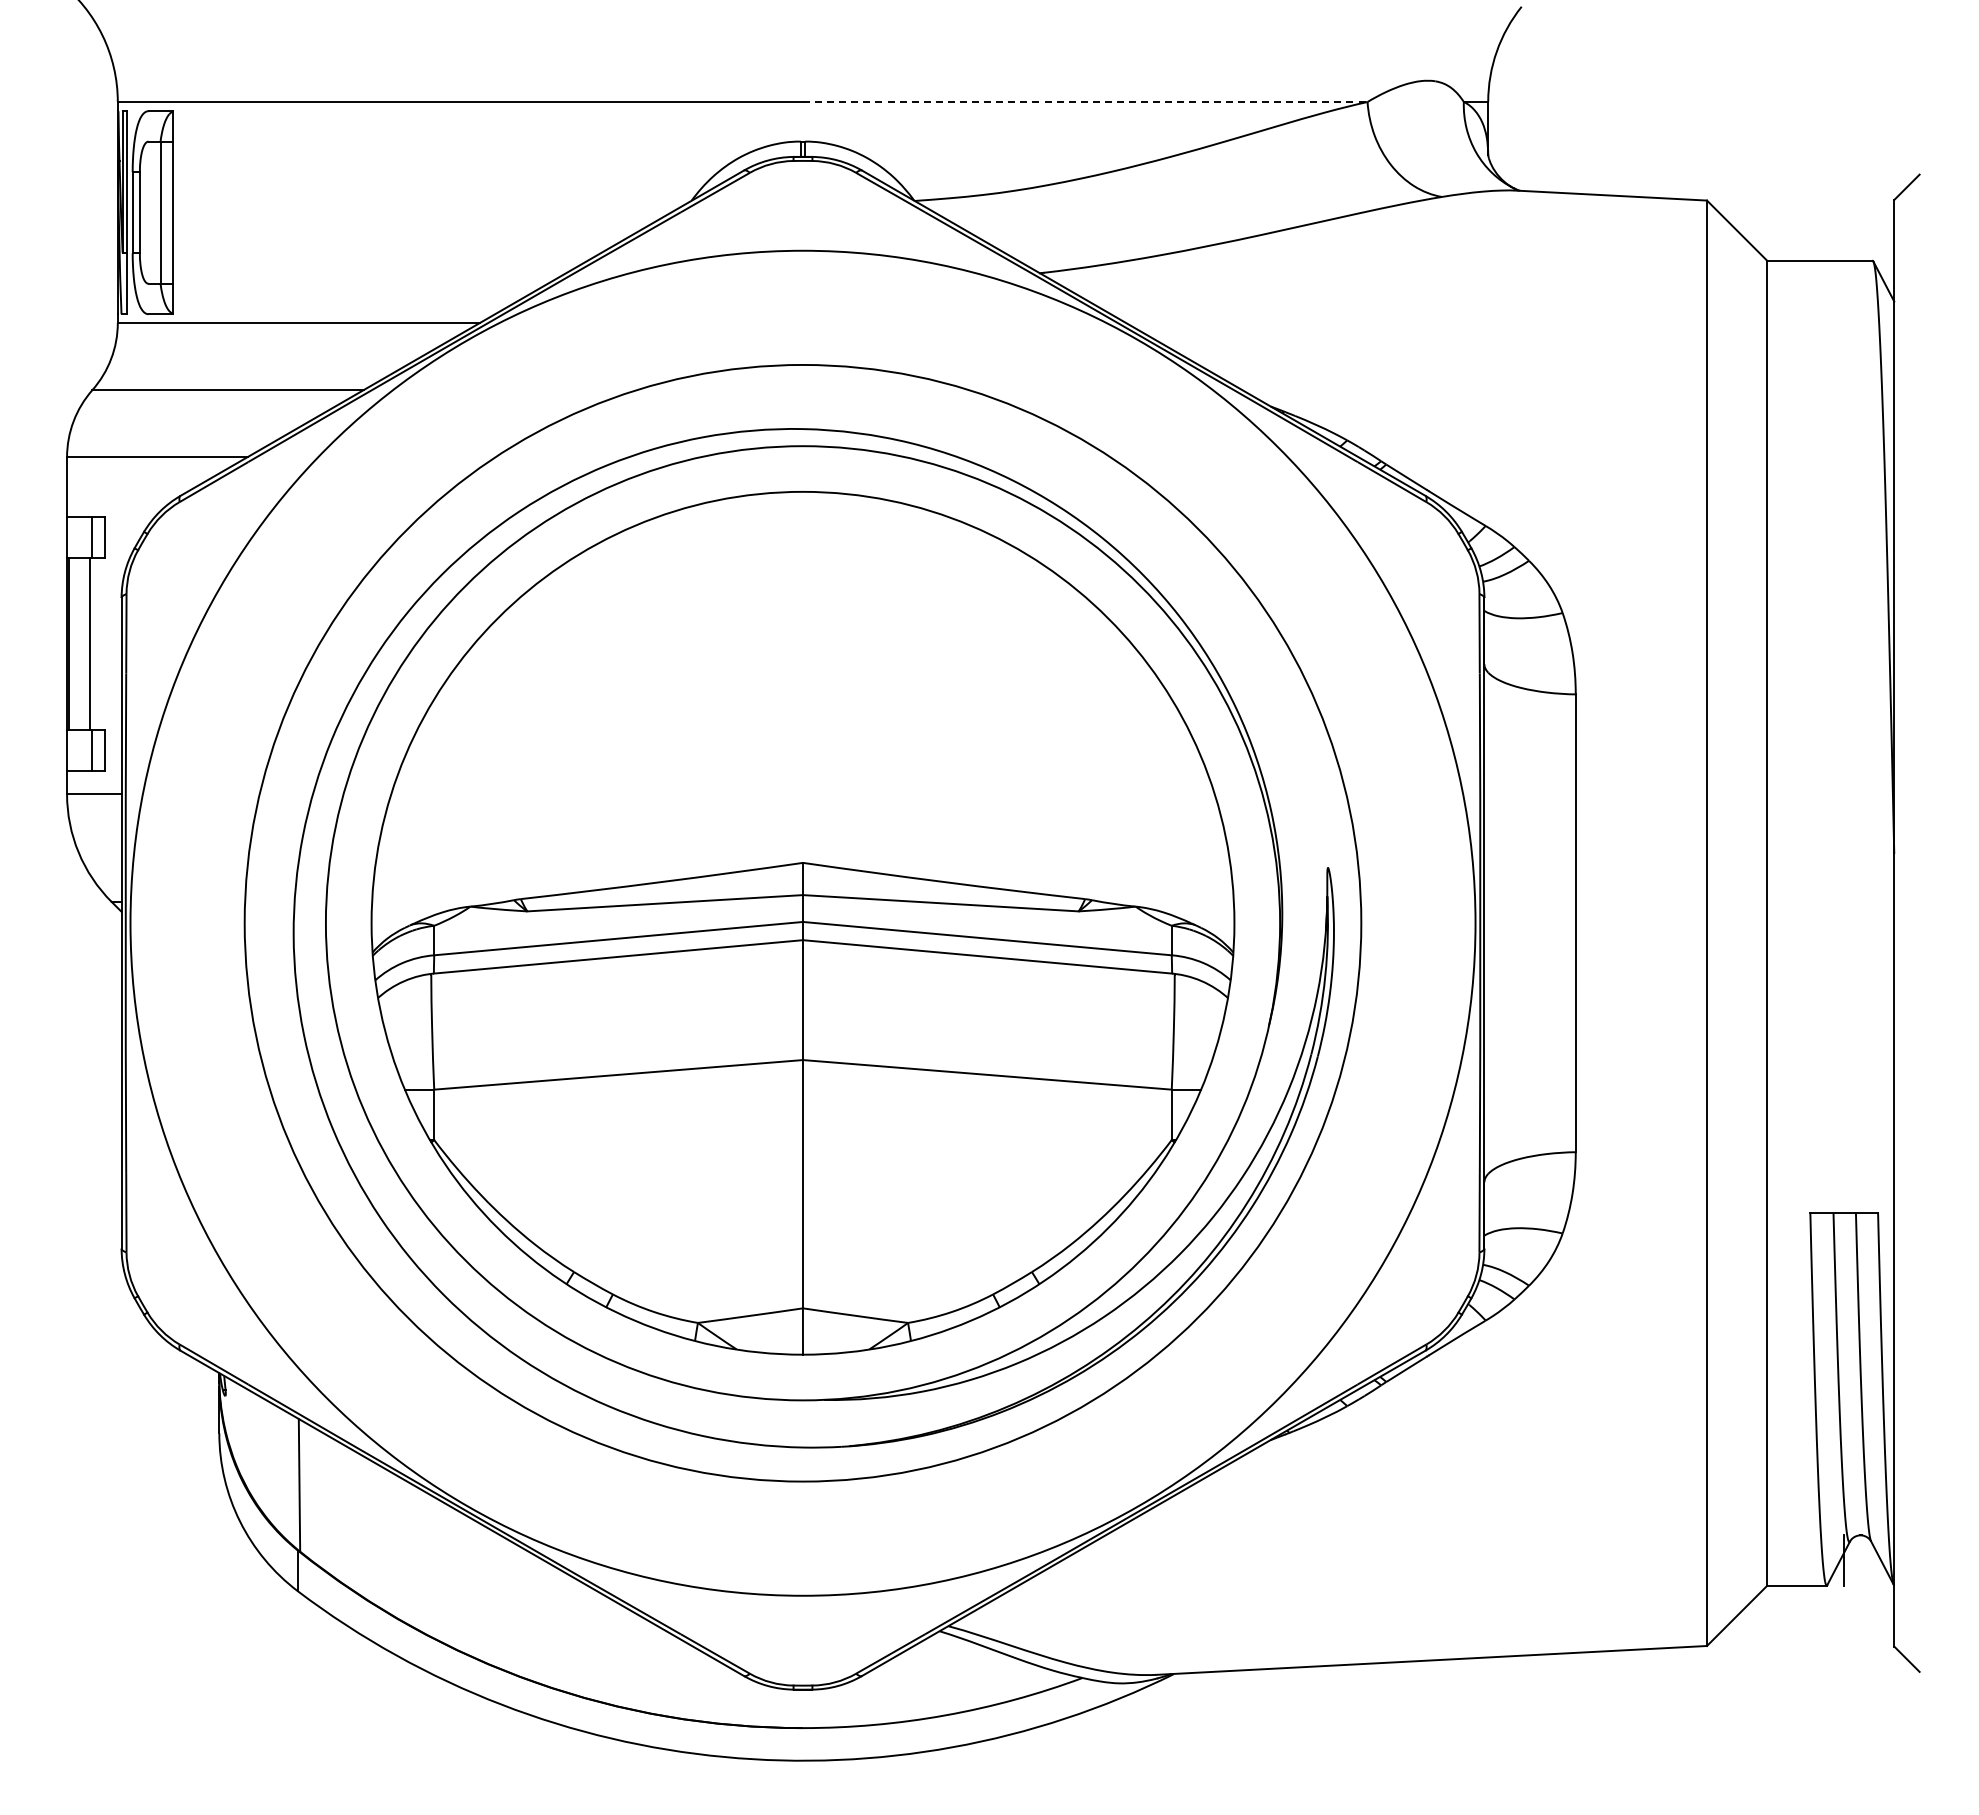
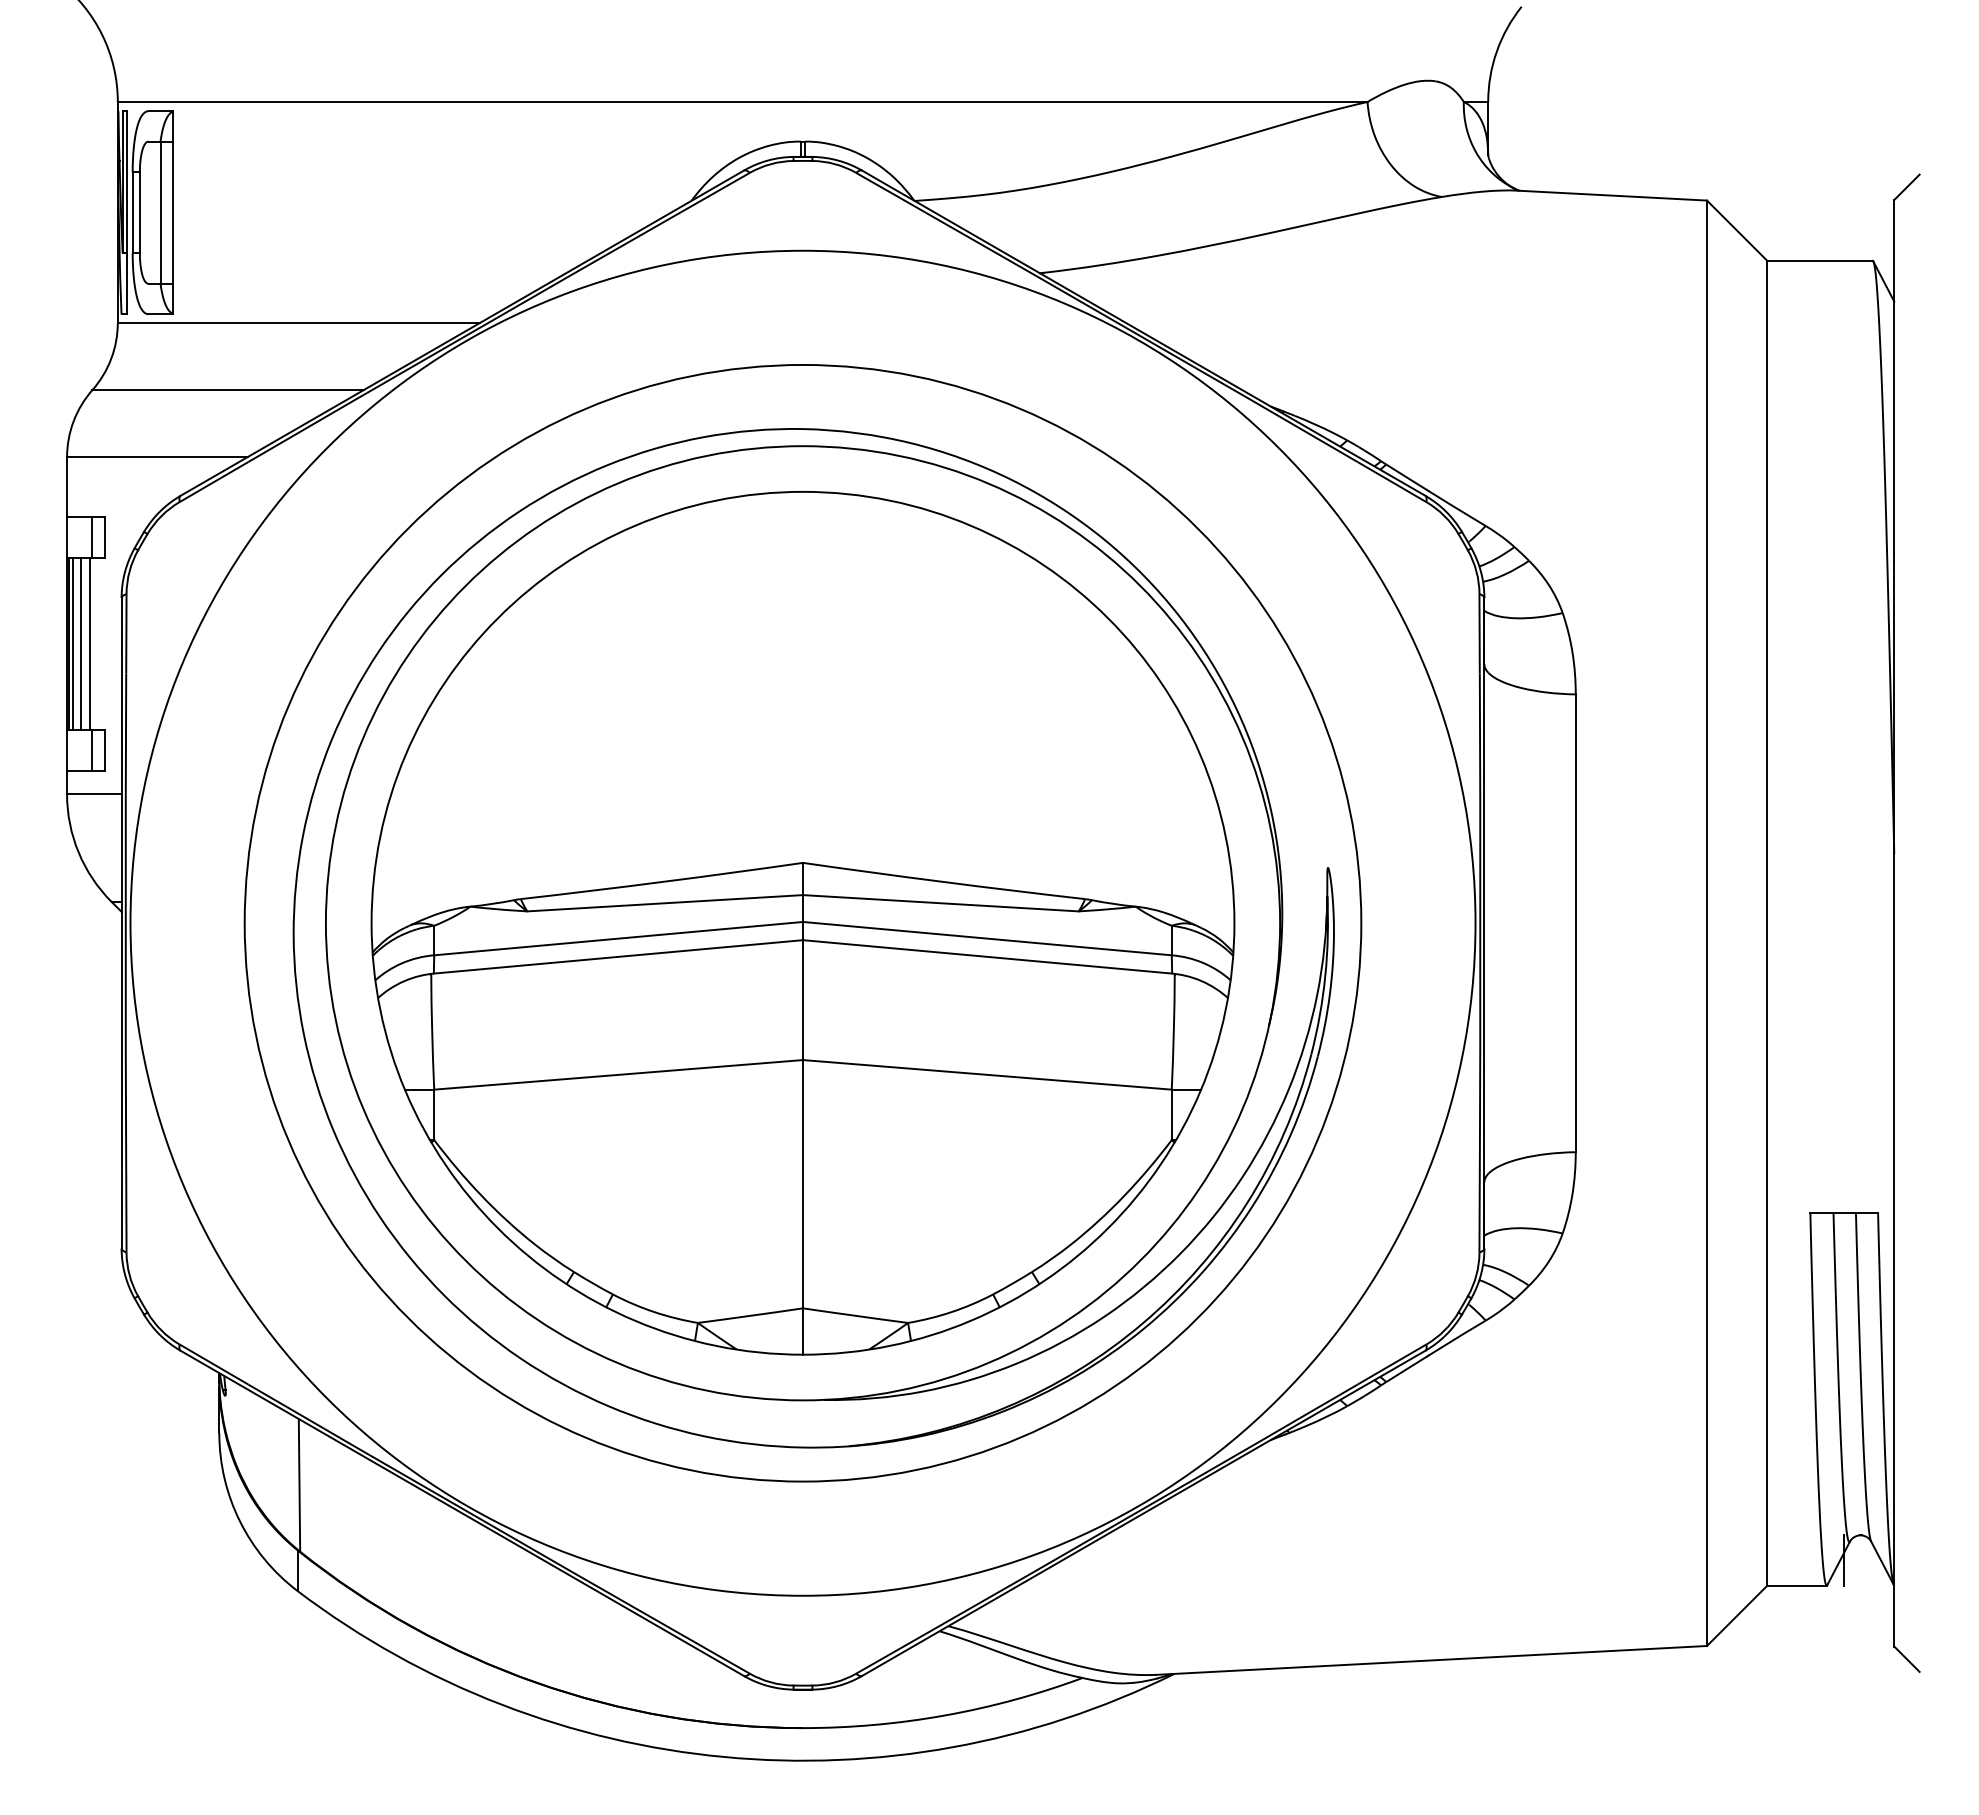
line: dashed -> solid (1085, 102)
line: none -> present (72, 643)
line: none -> present (80, 643)
